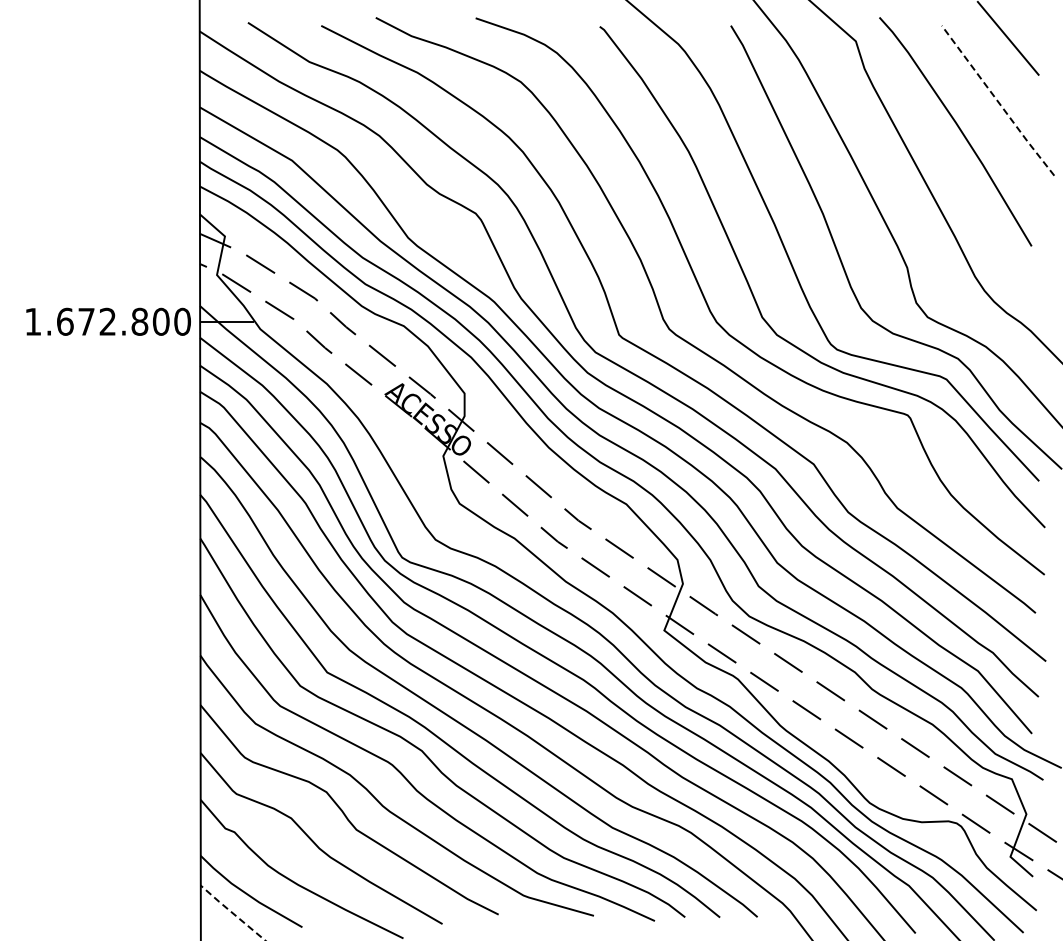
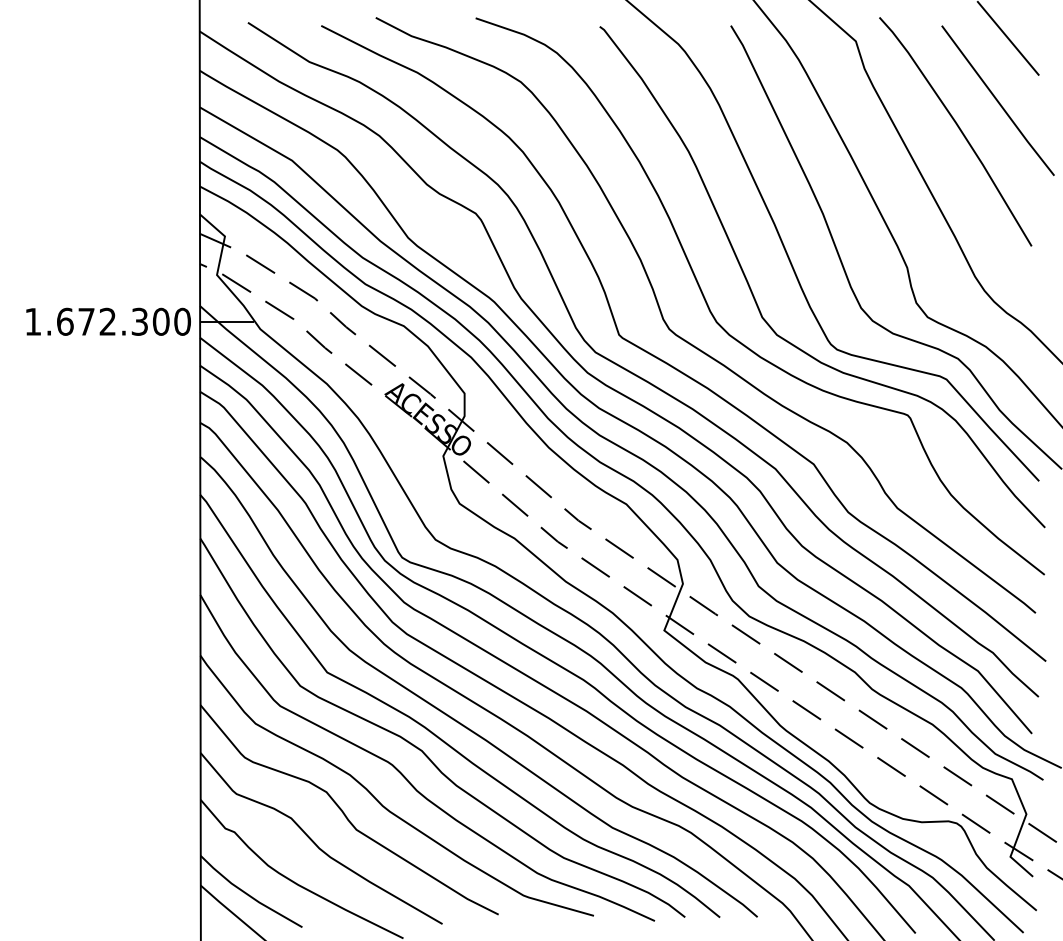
line: dashed -> solid (998, 101)
text: 1.672.800 -> 1.672.300 (139, 321)
line: dashed -> solid (232, 912)
